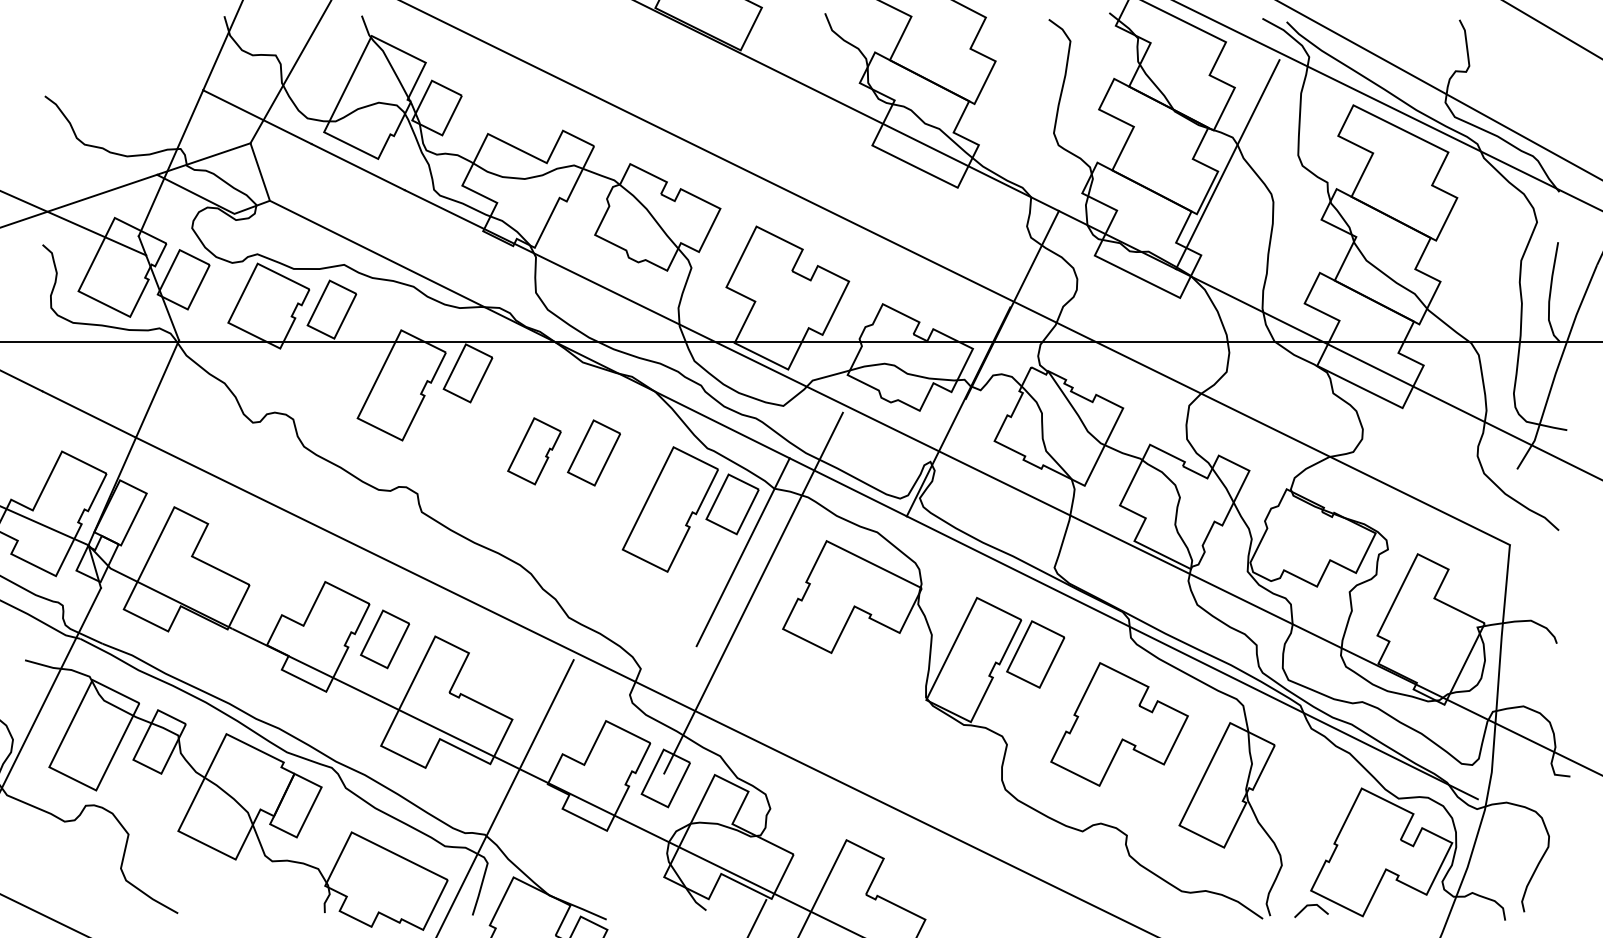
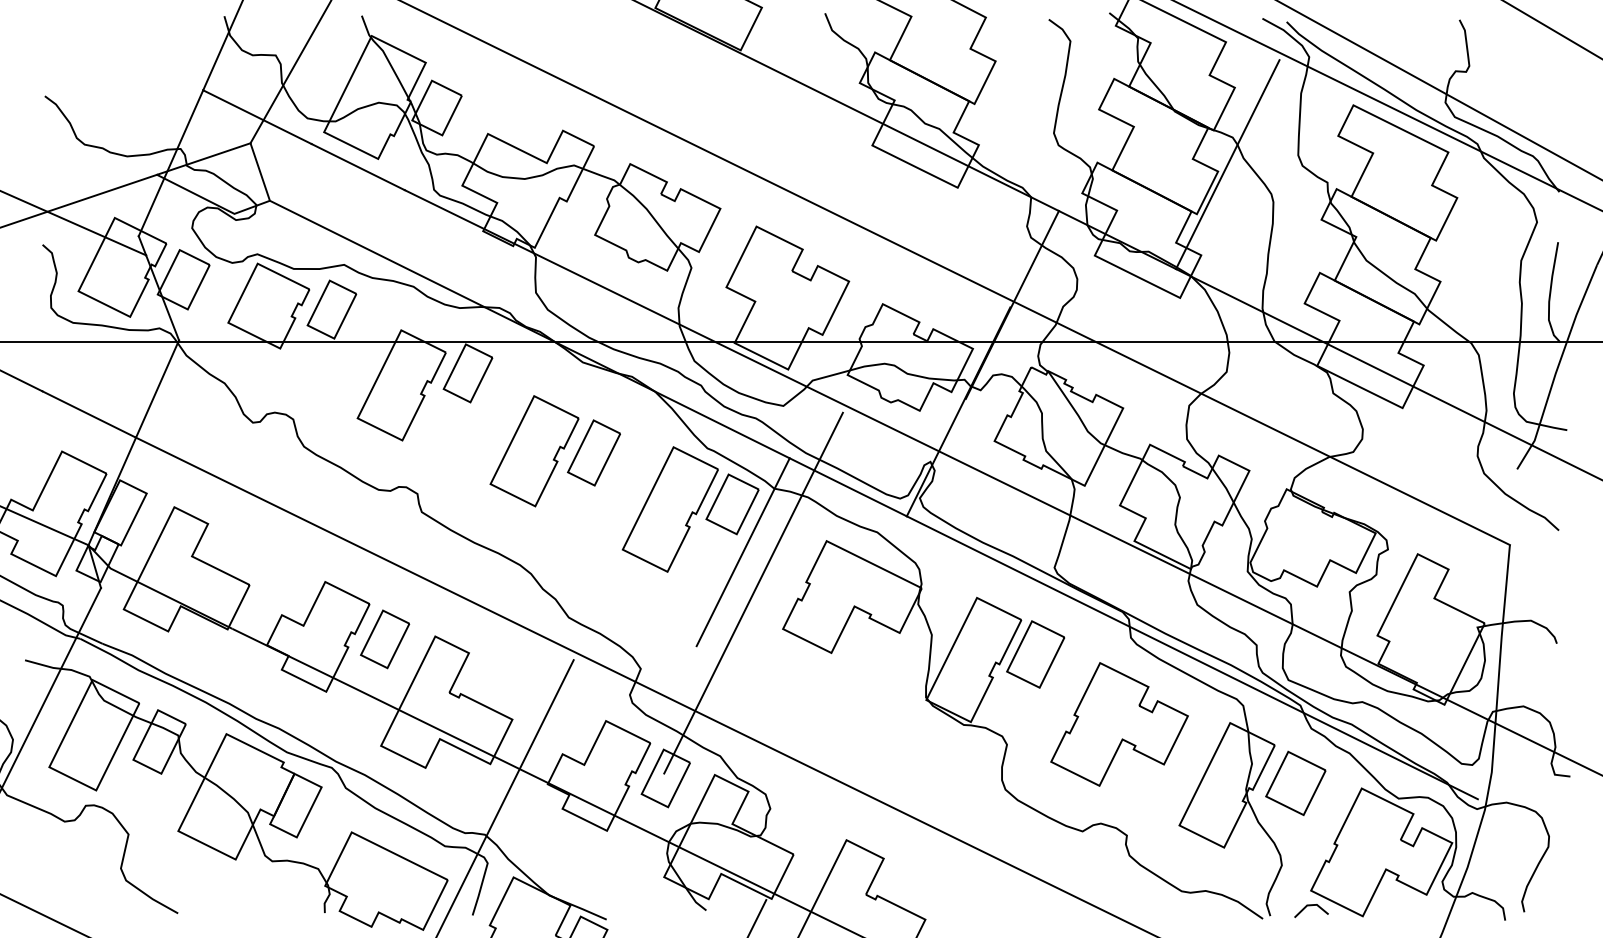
part size: 55x69 px -> 91x113 px (534, 451)
part: none -> present (1295, 782)
